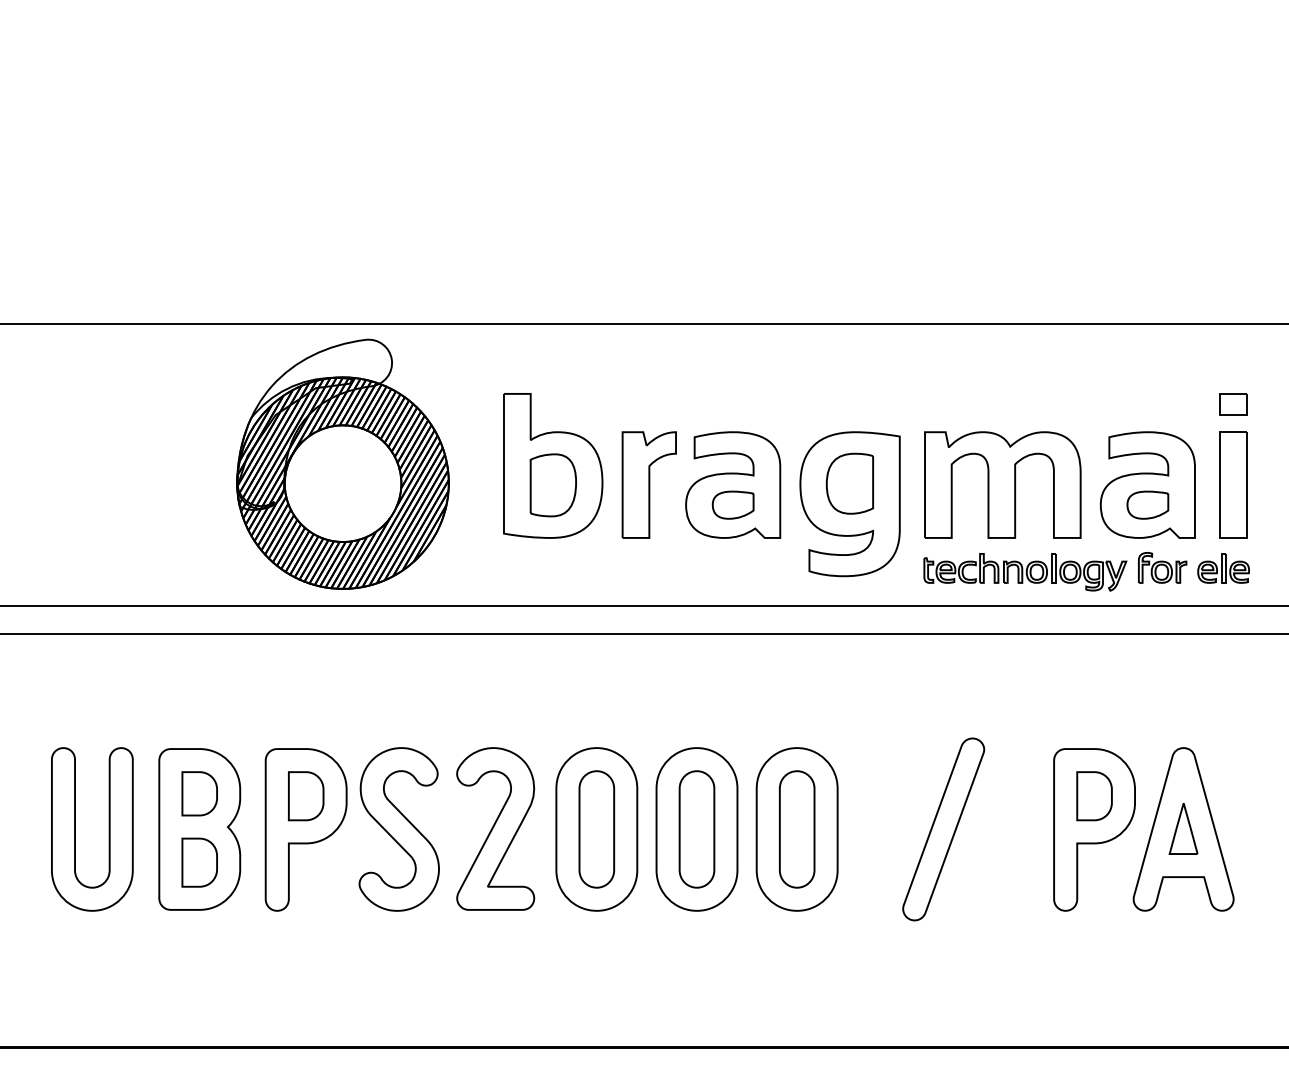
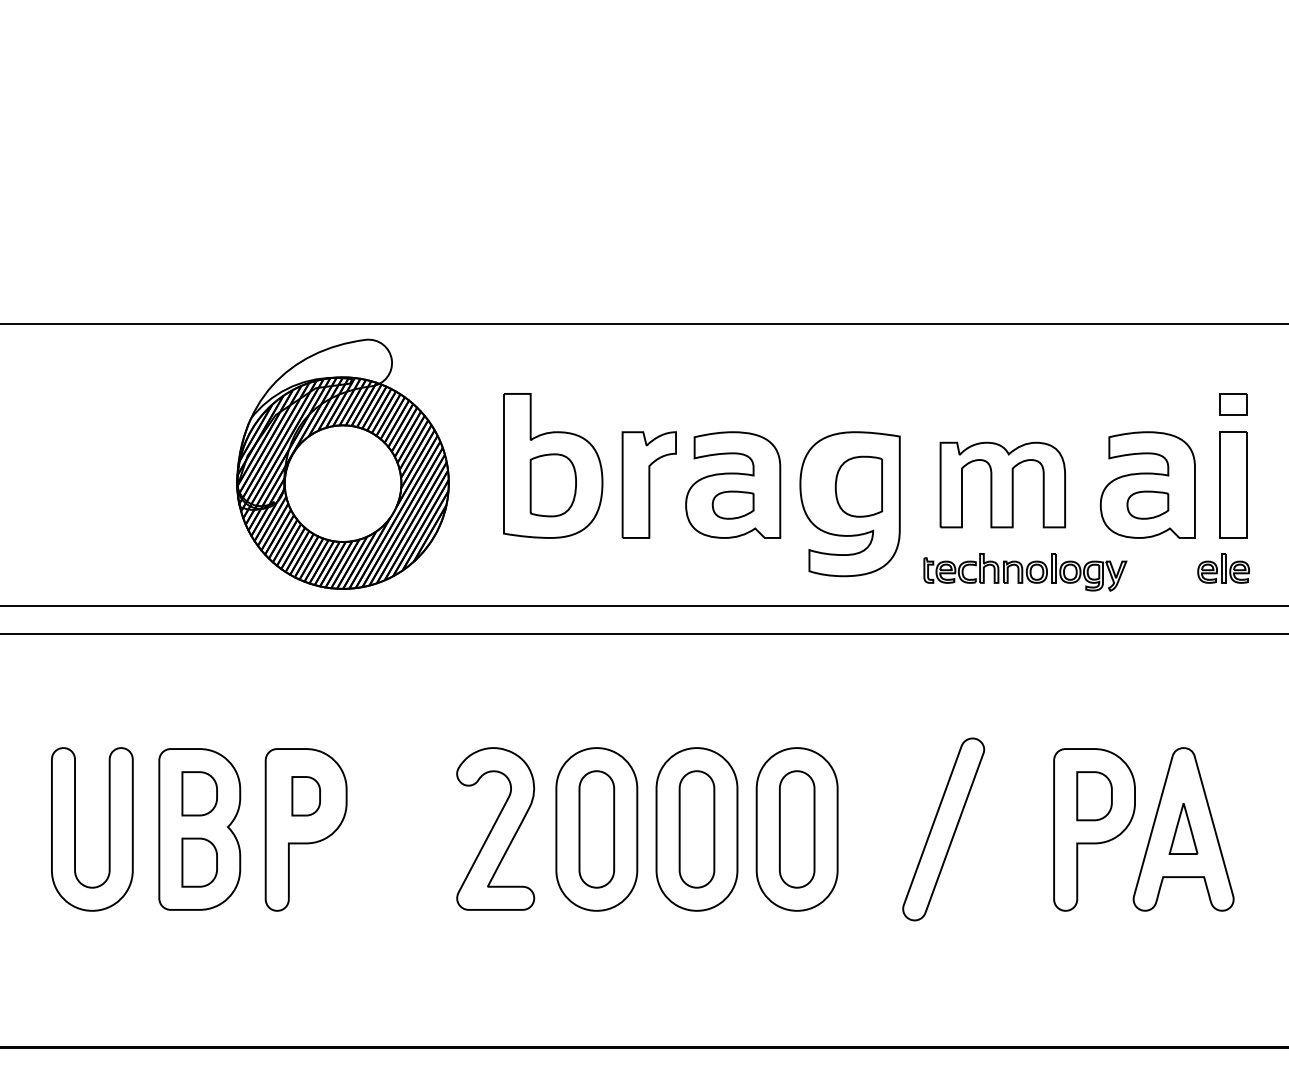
part position: (849, 483) -> (858, 486) (858, 486)
part size: 158x108 px -> 127x88 px (1002, 484)
part: present -> none (1162, 567)
part size: 37x51 px -> 30x41 px (305, 796)
part: present -> none (398, 829)
